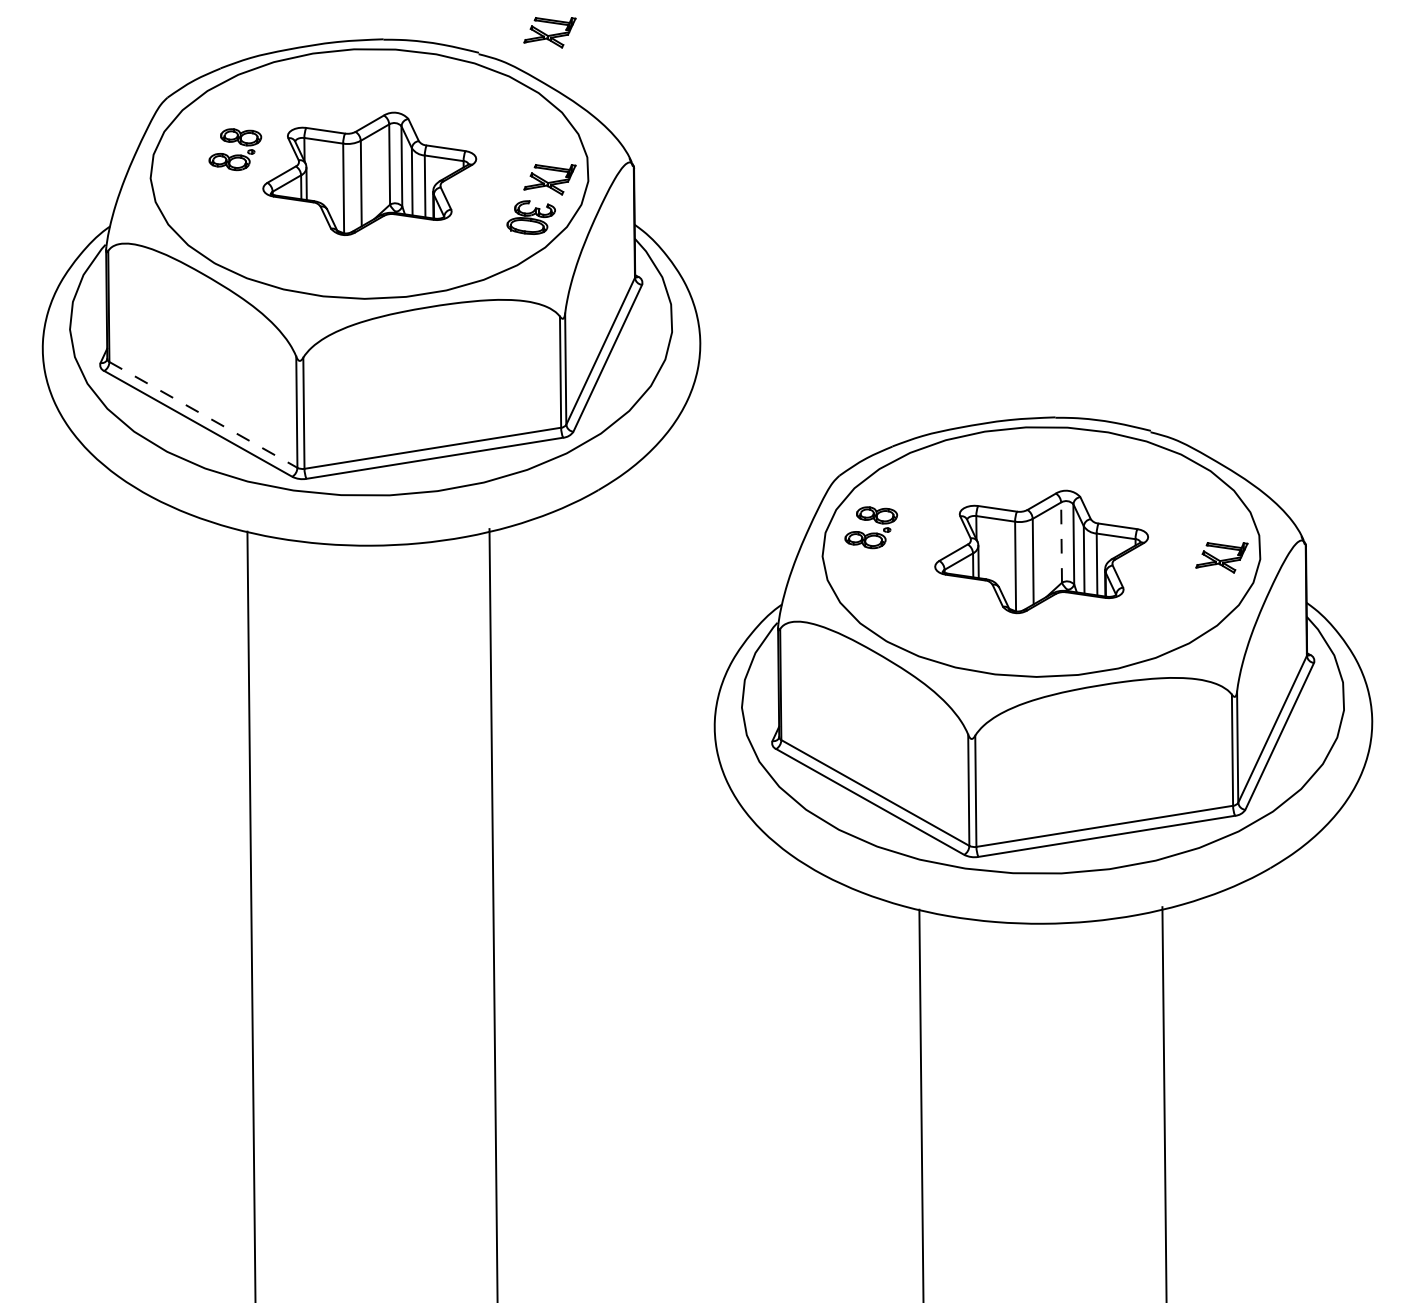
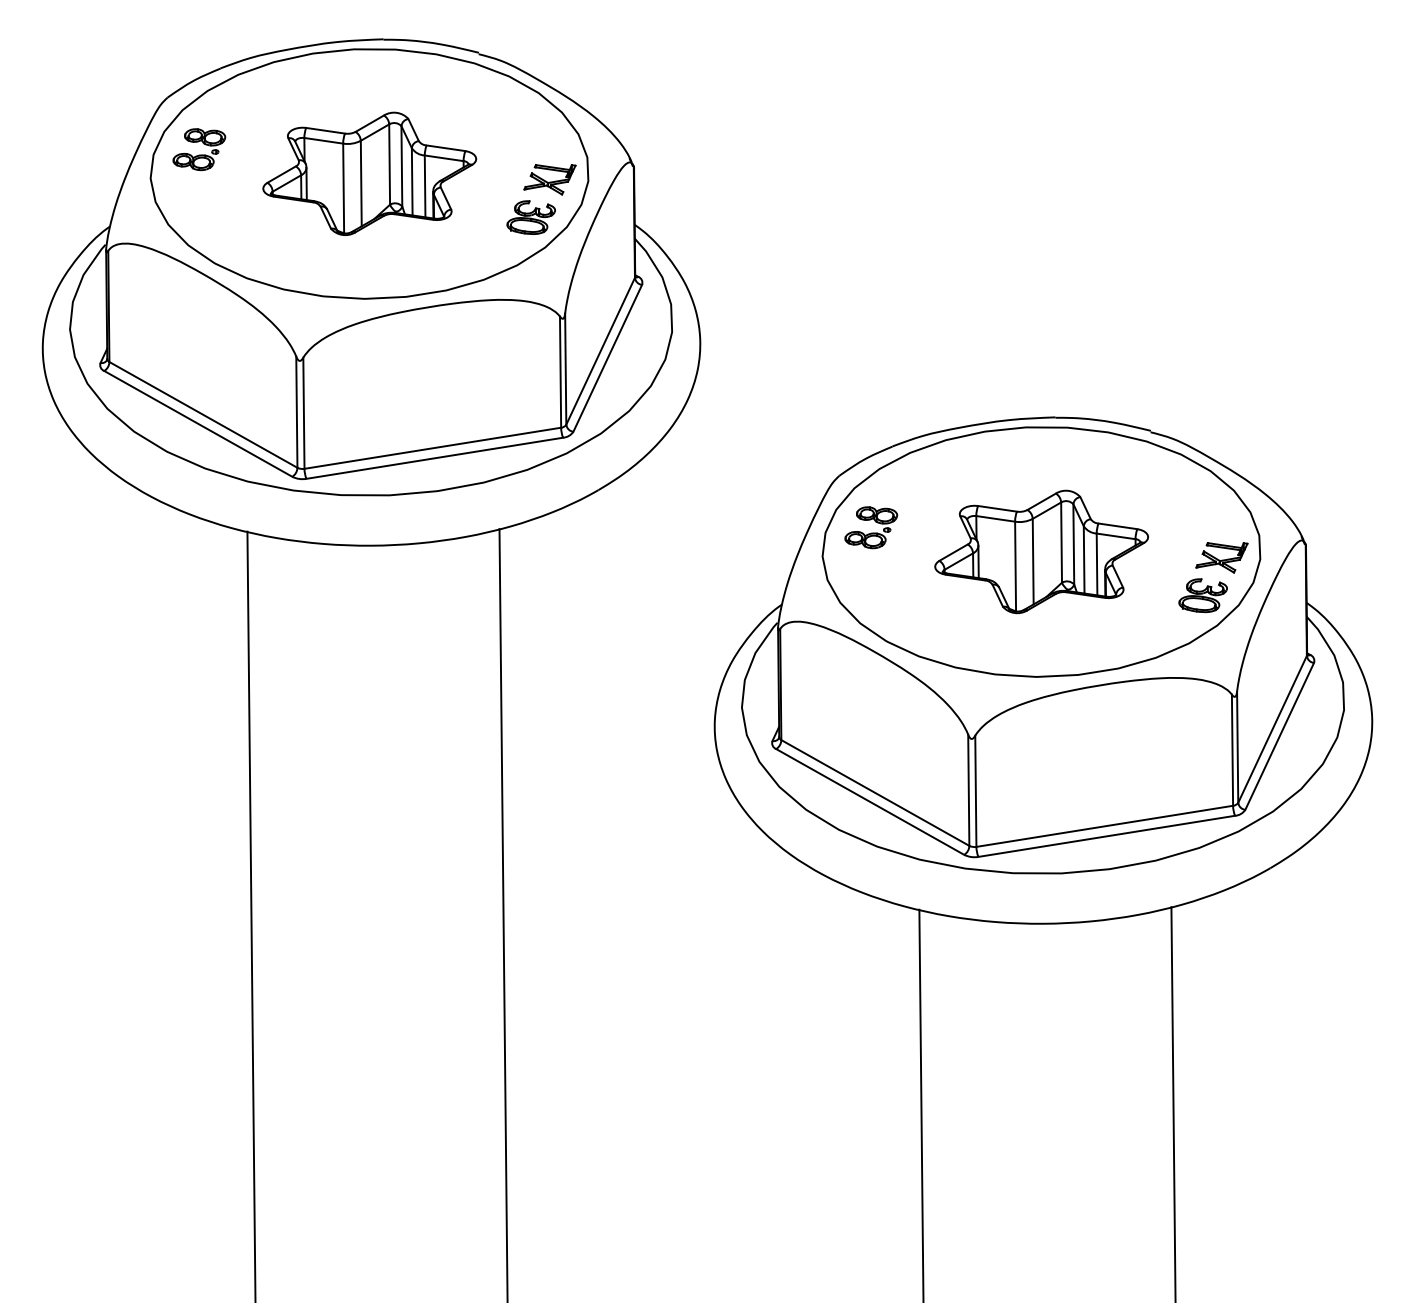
part: present -> none (549, 32)
part position: (235, 149) -> (199, 149) (199, 149)
line: dashed -> solid (203, 414)
line: dashed -> solid (1061, 542)
part: none -> present (1202, 595)
line position: (493, 914) -> (503, 914) (503, 914)
line position: (1164, 1103) -> (1173, 1103) (1173, 1103)
